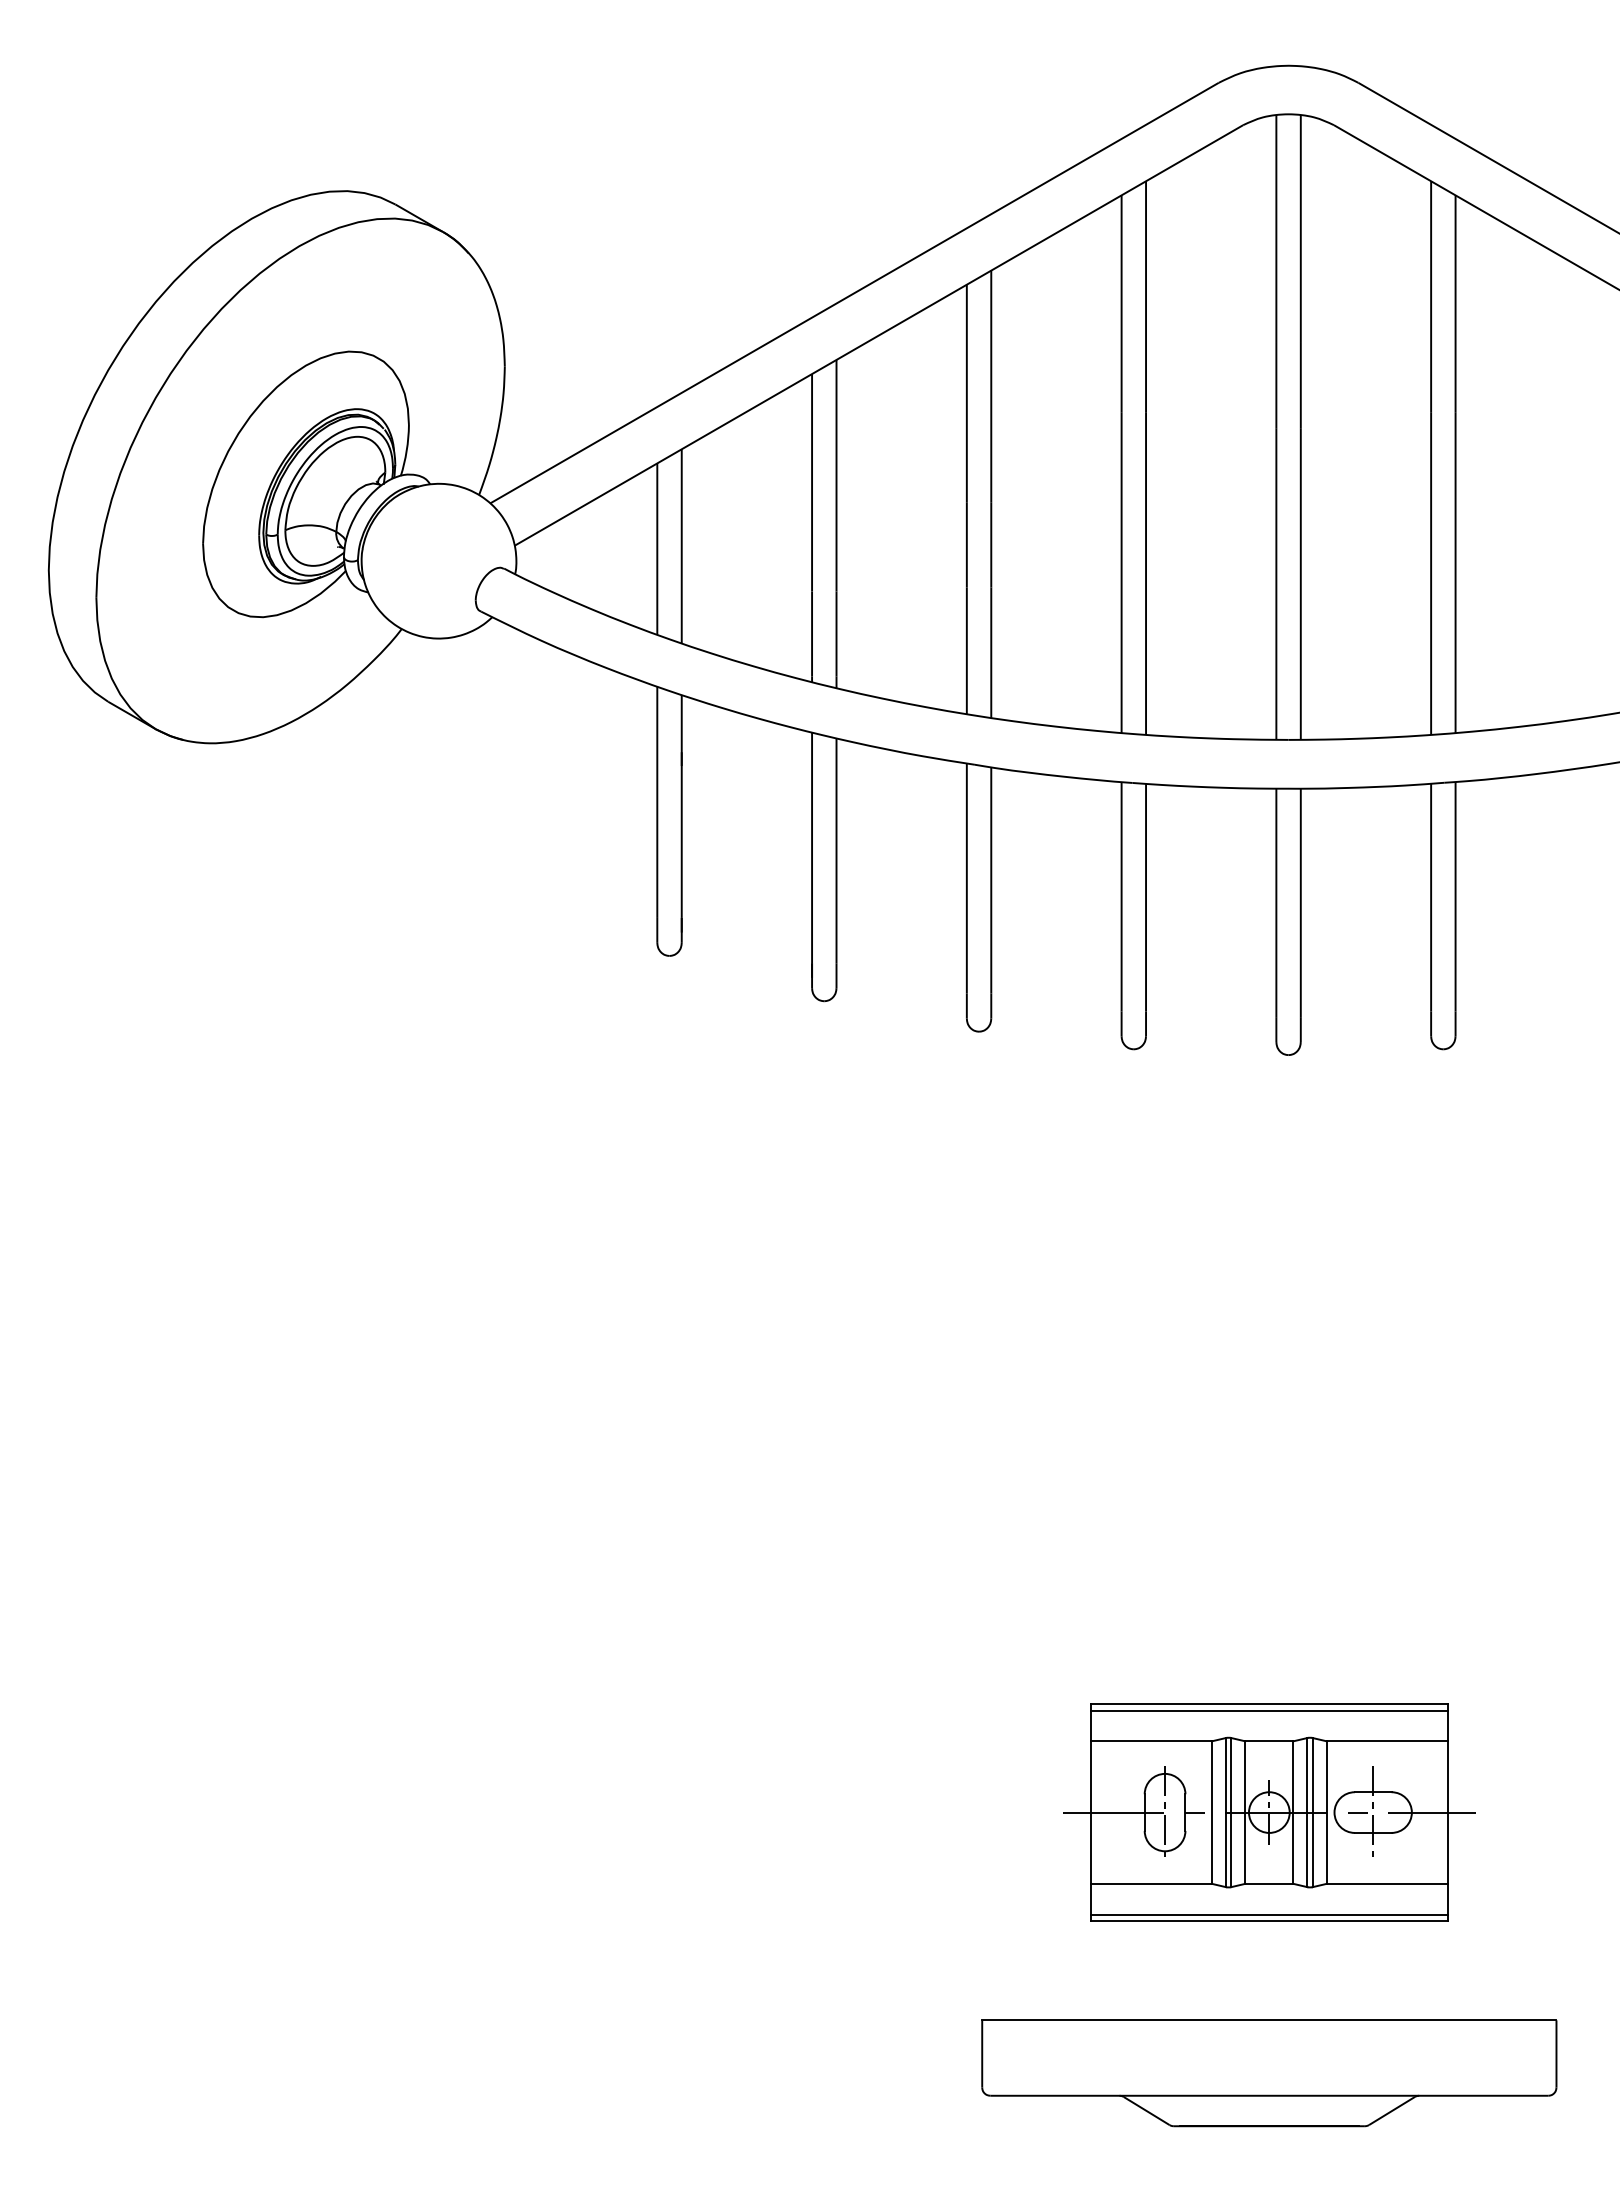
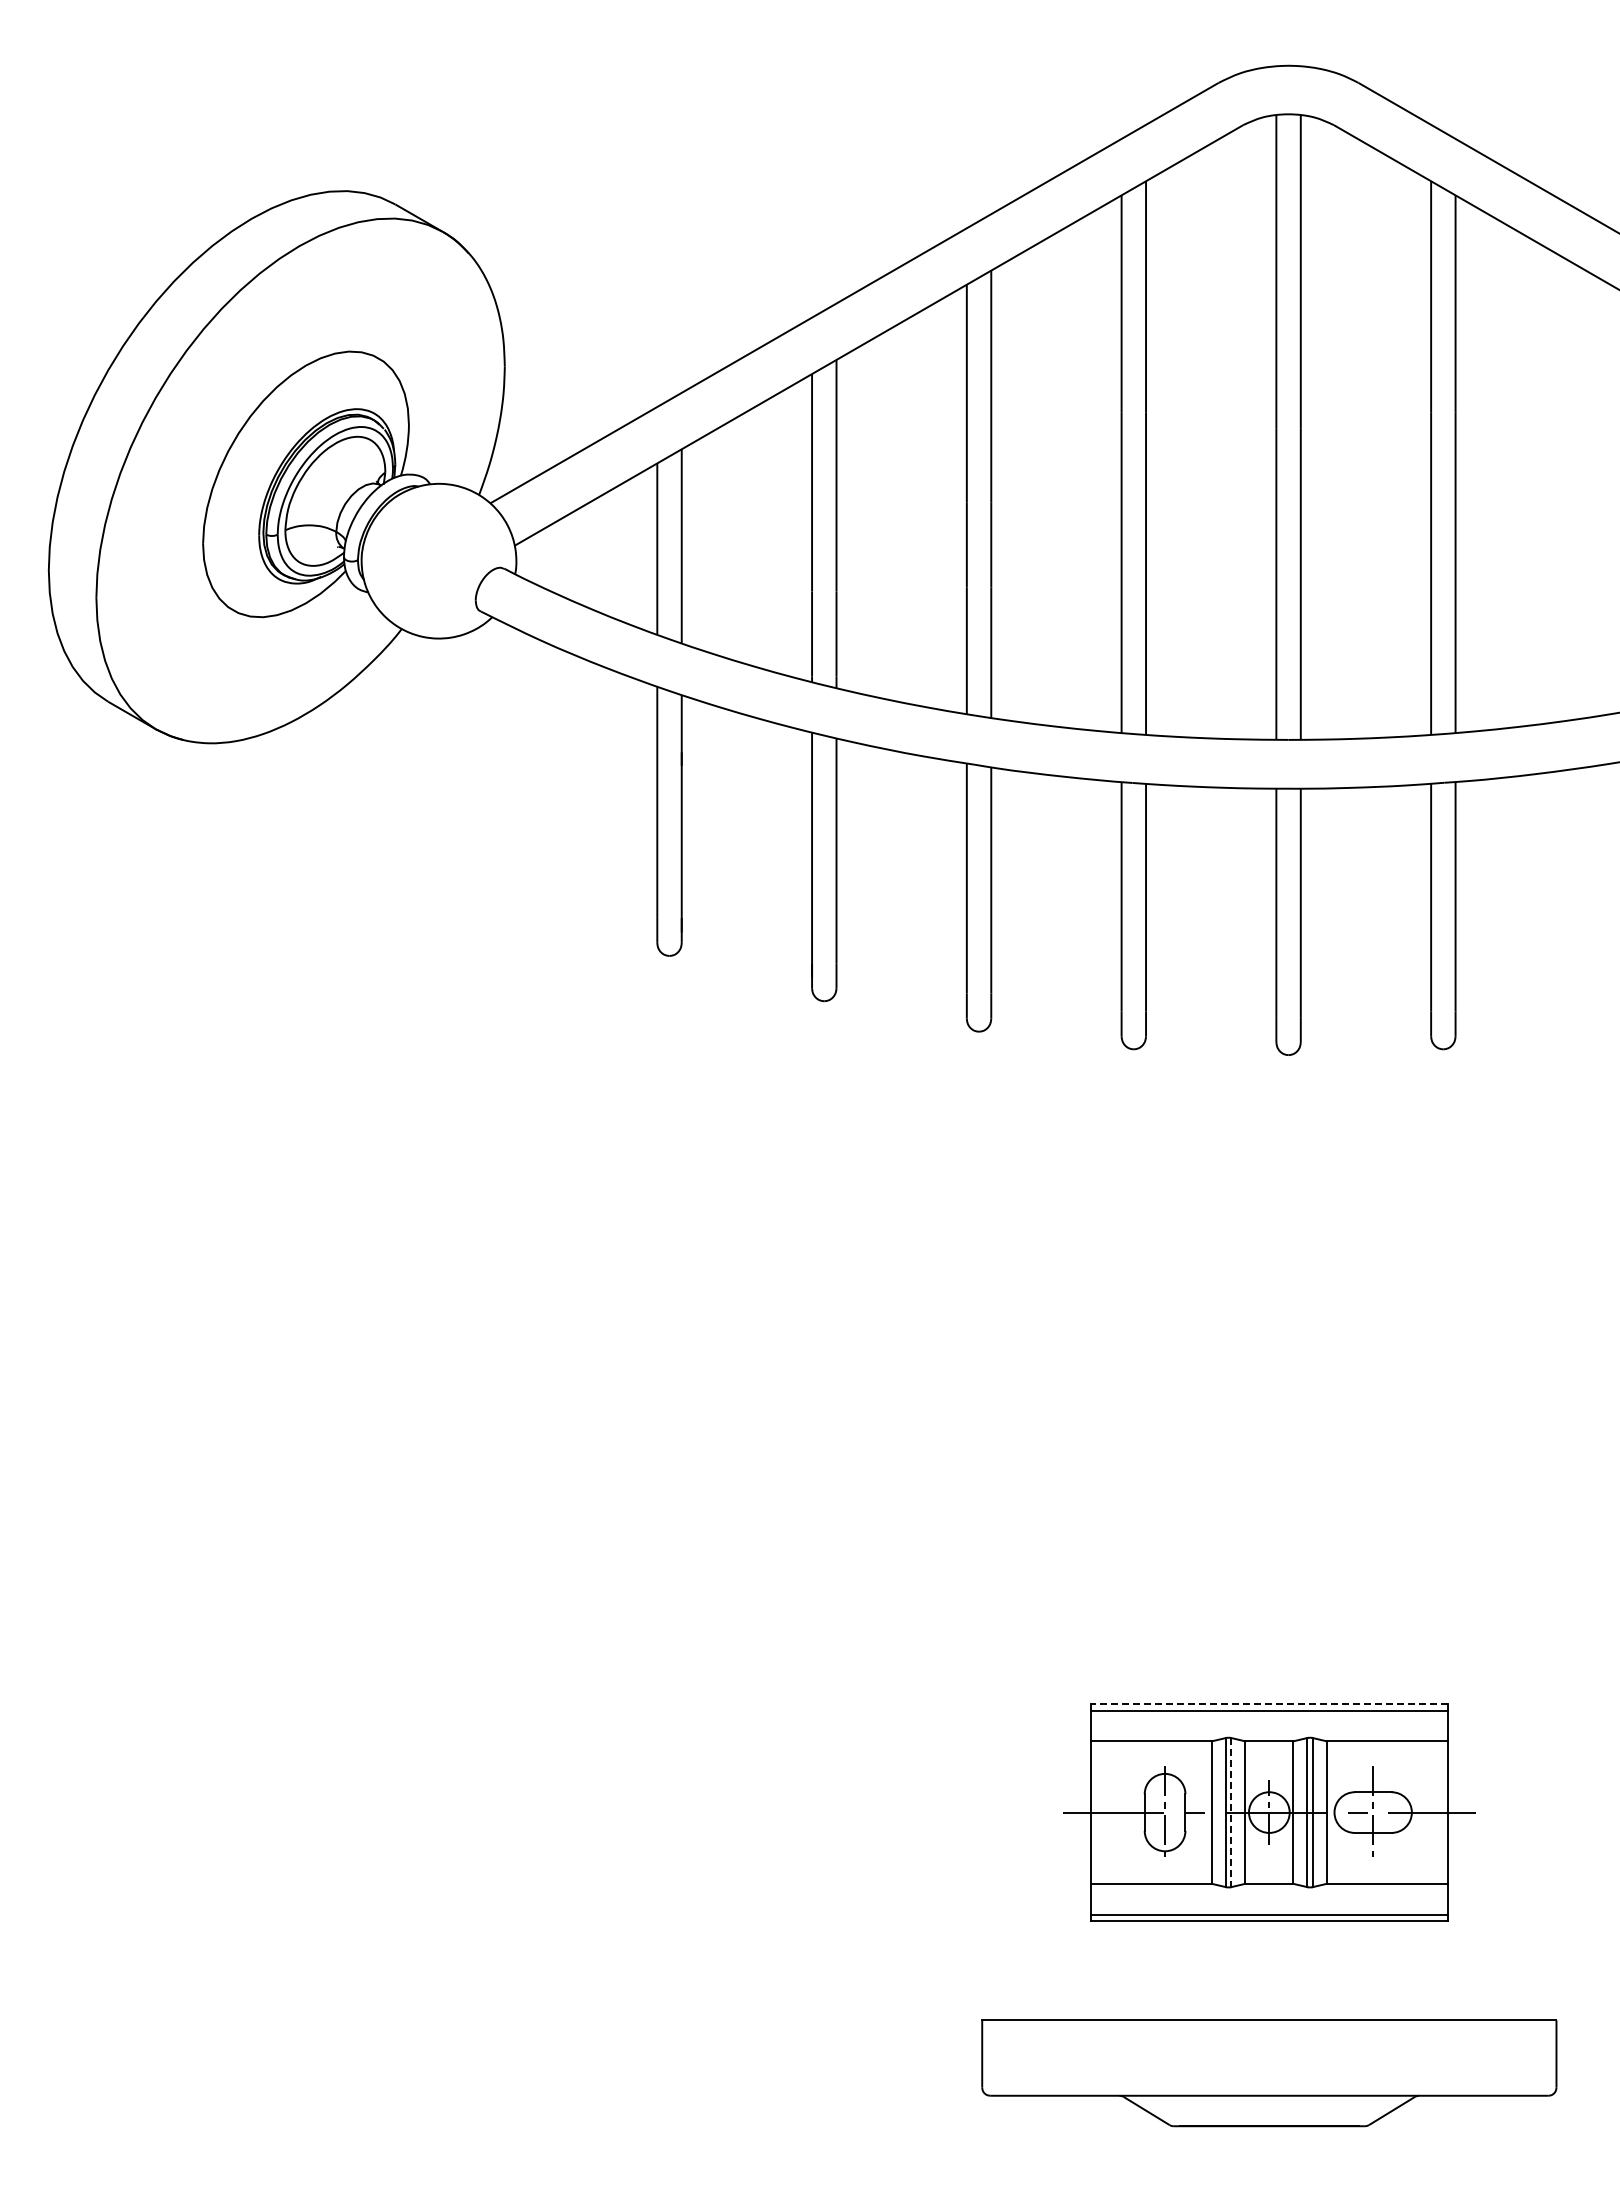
line: solid -> dashed (1268, 1703)
line: solid -> dashed (1231, 1812)
